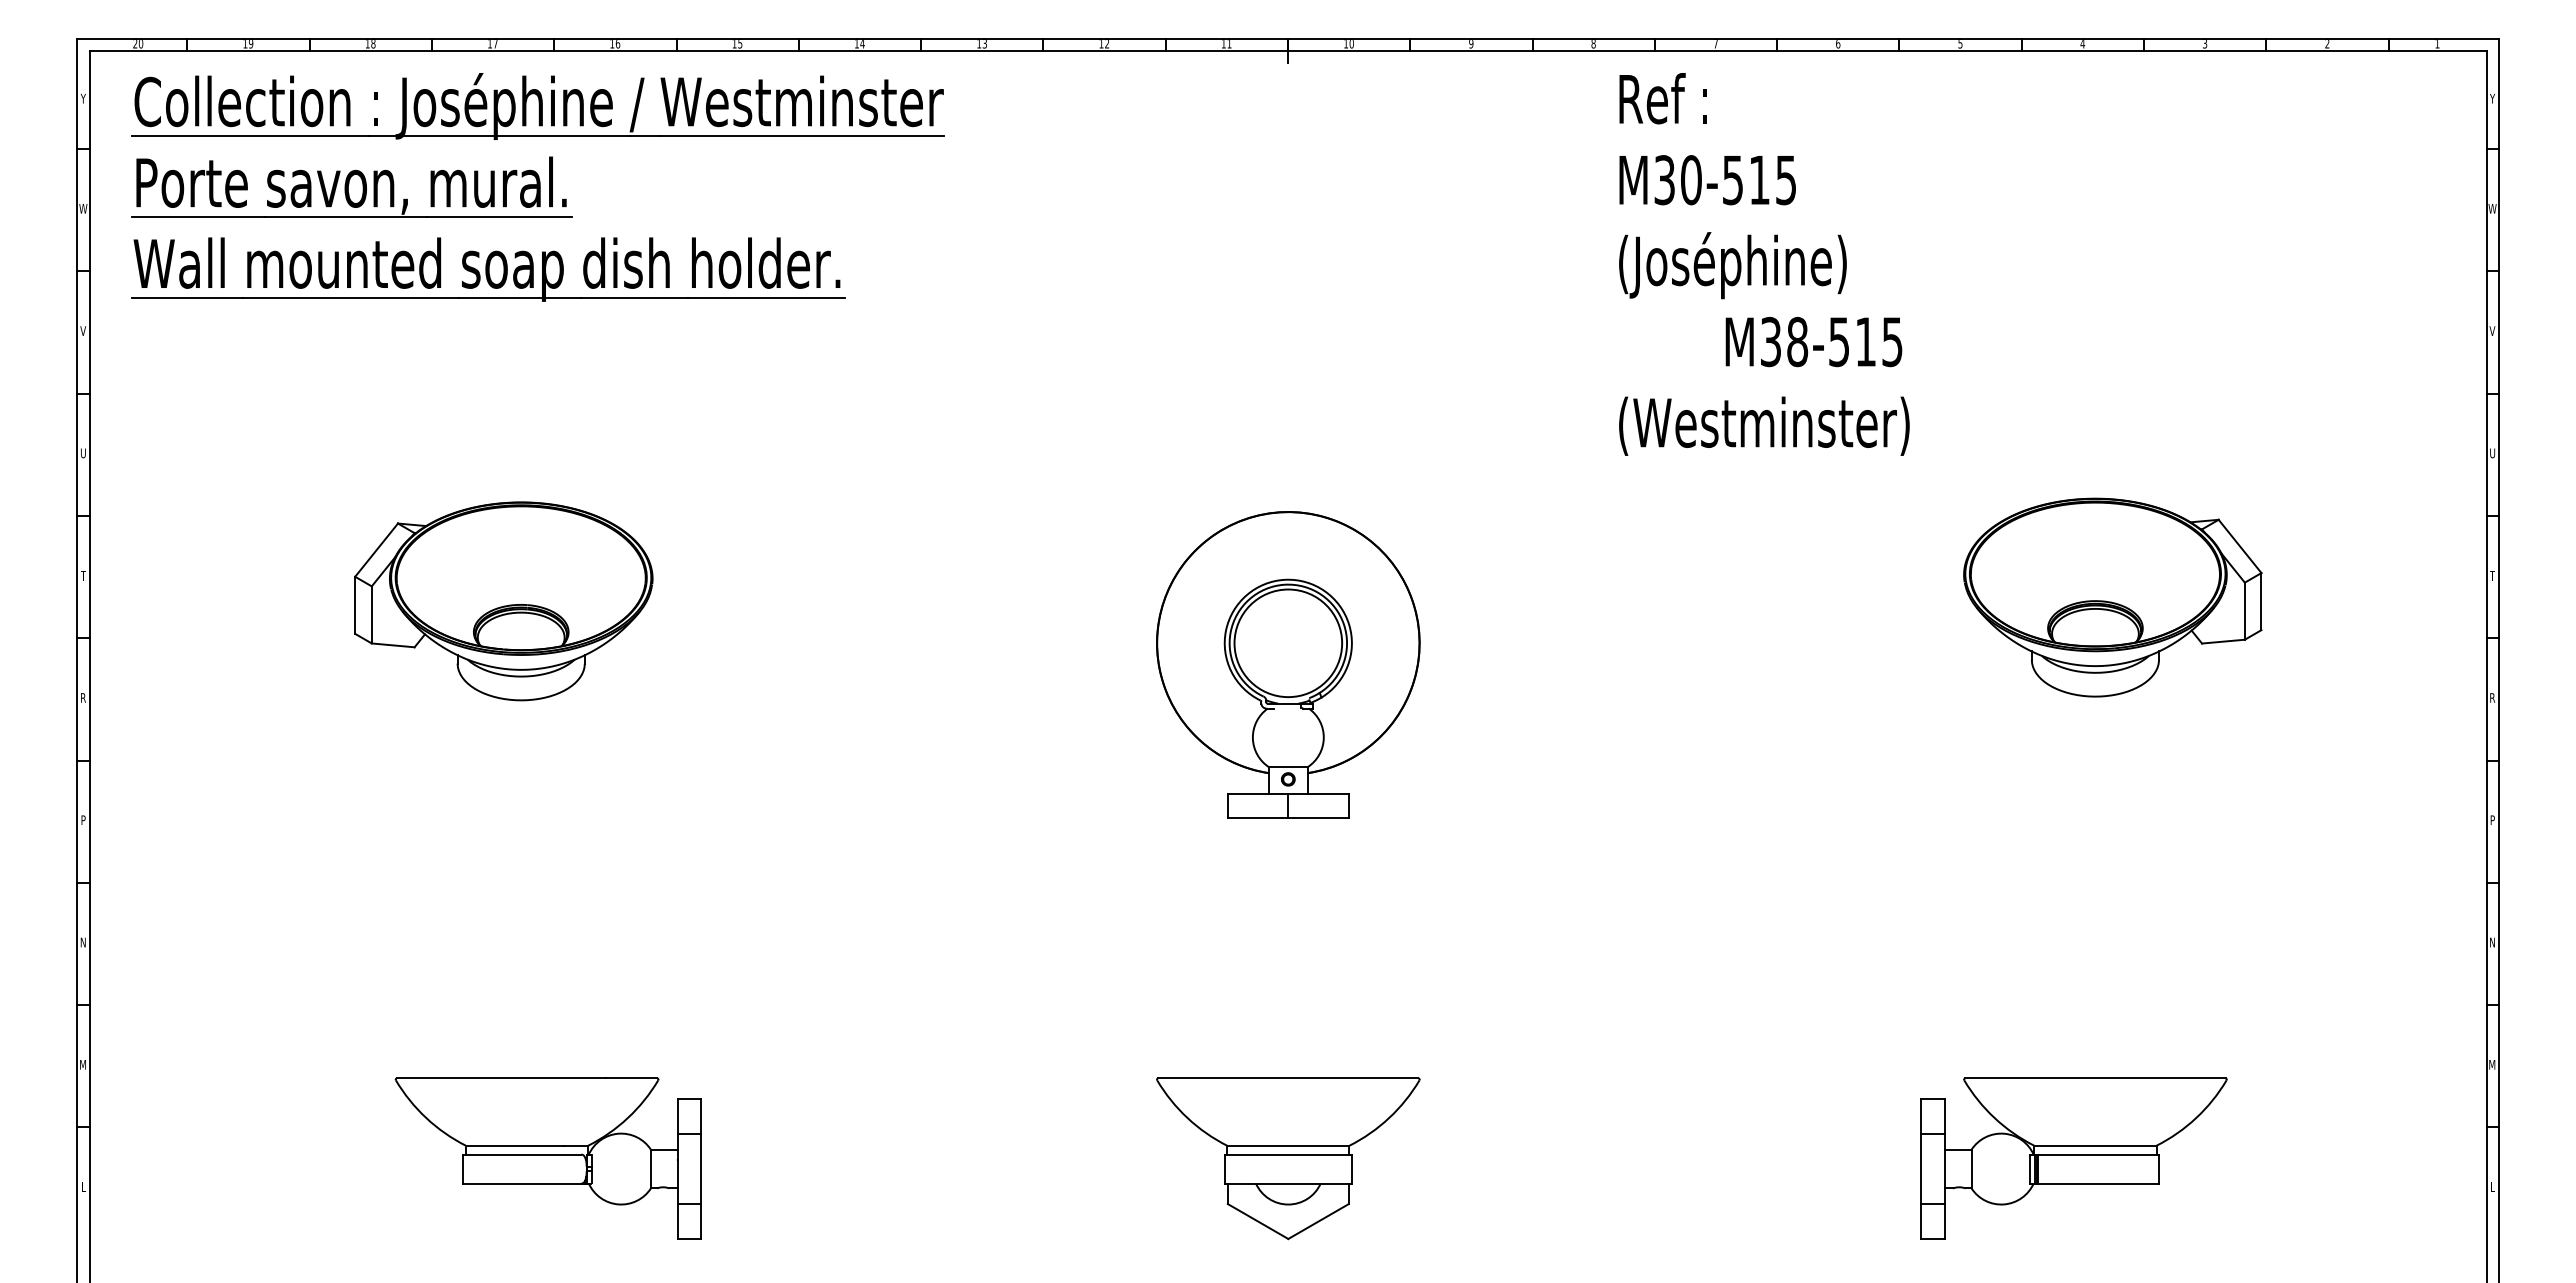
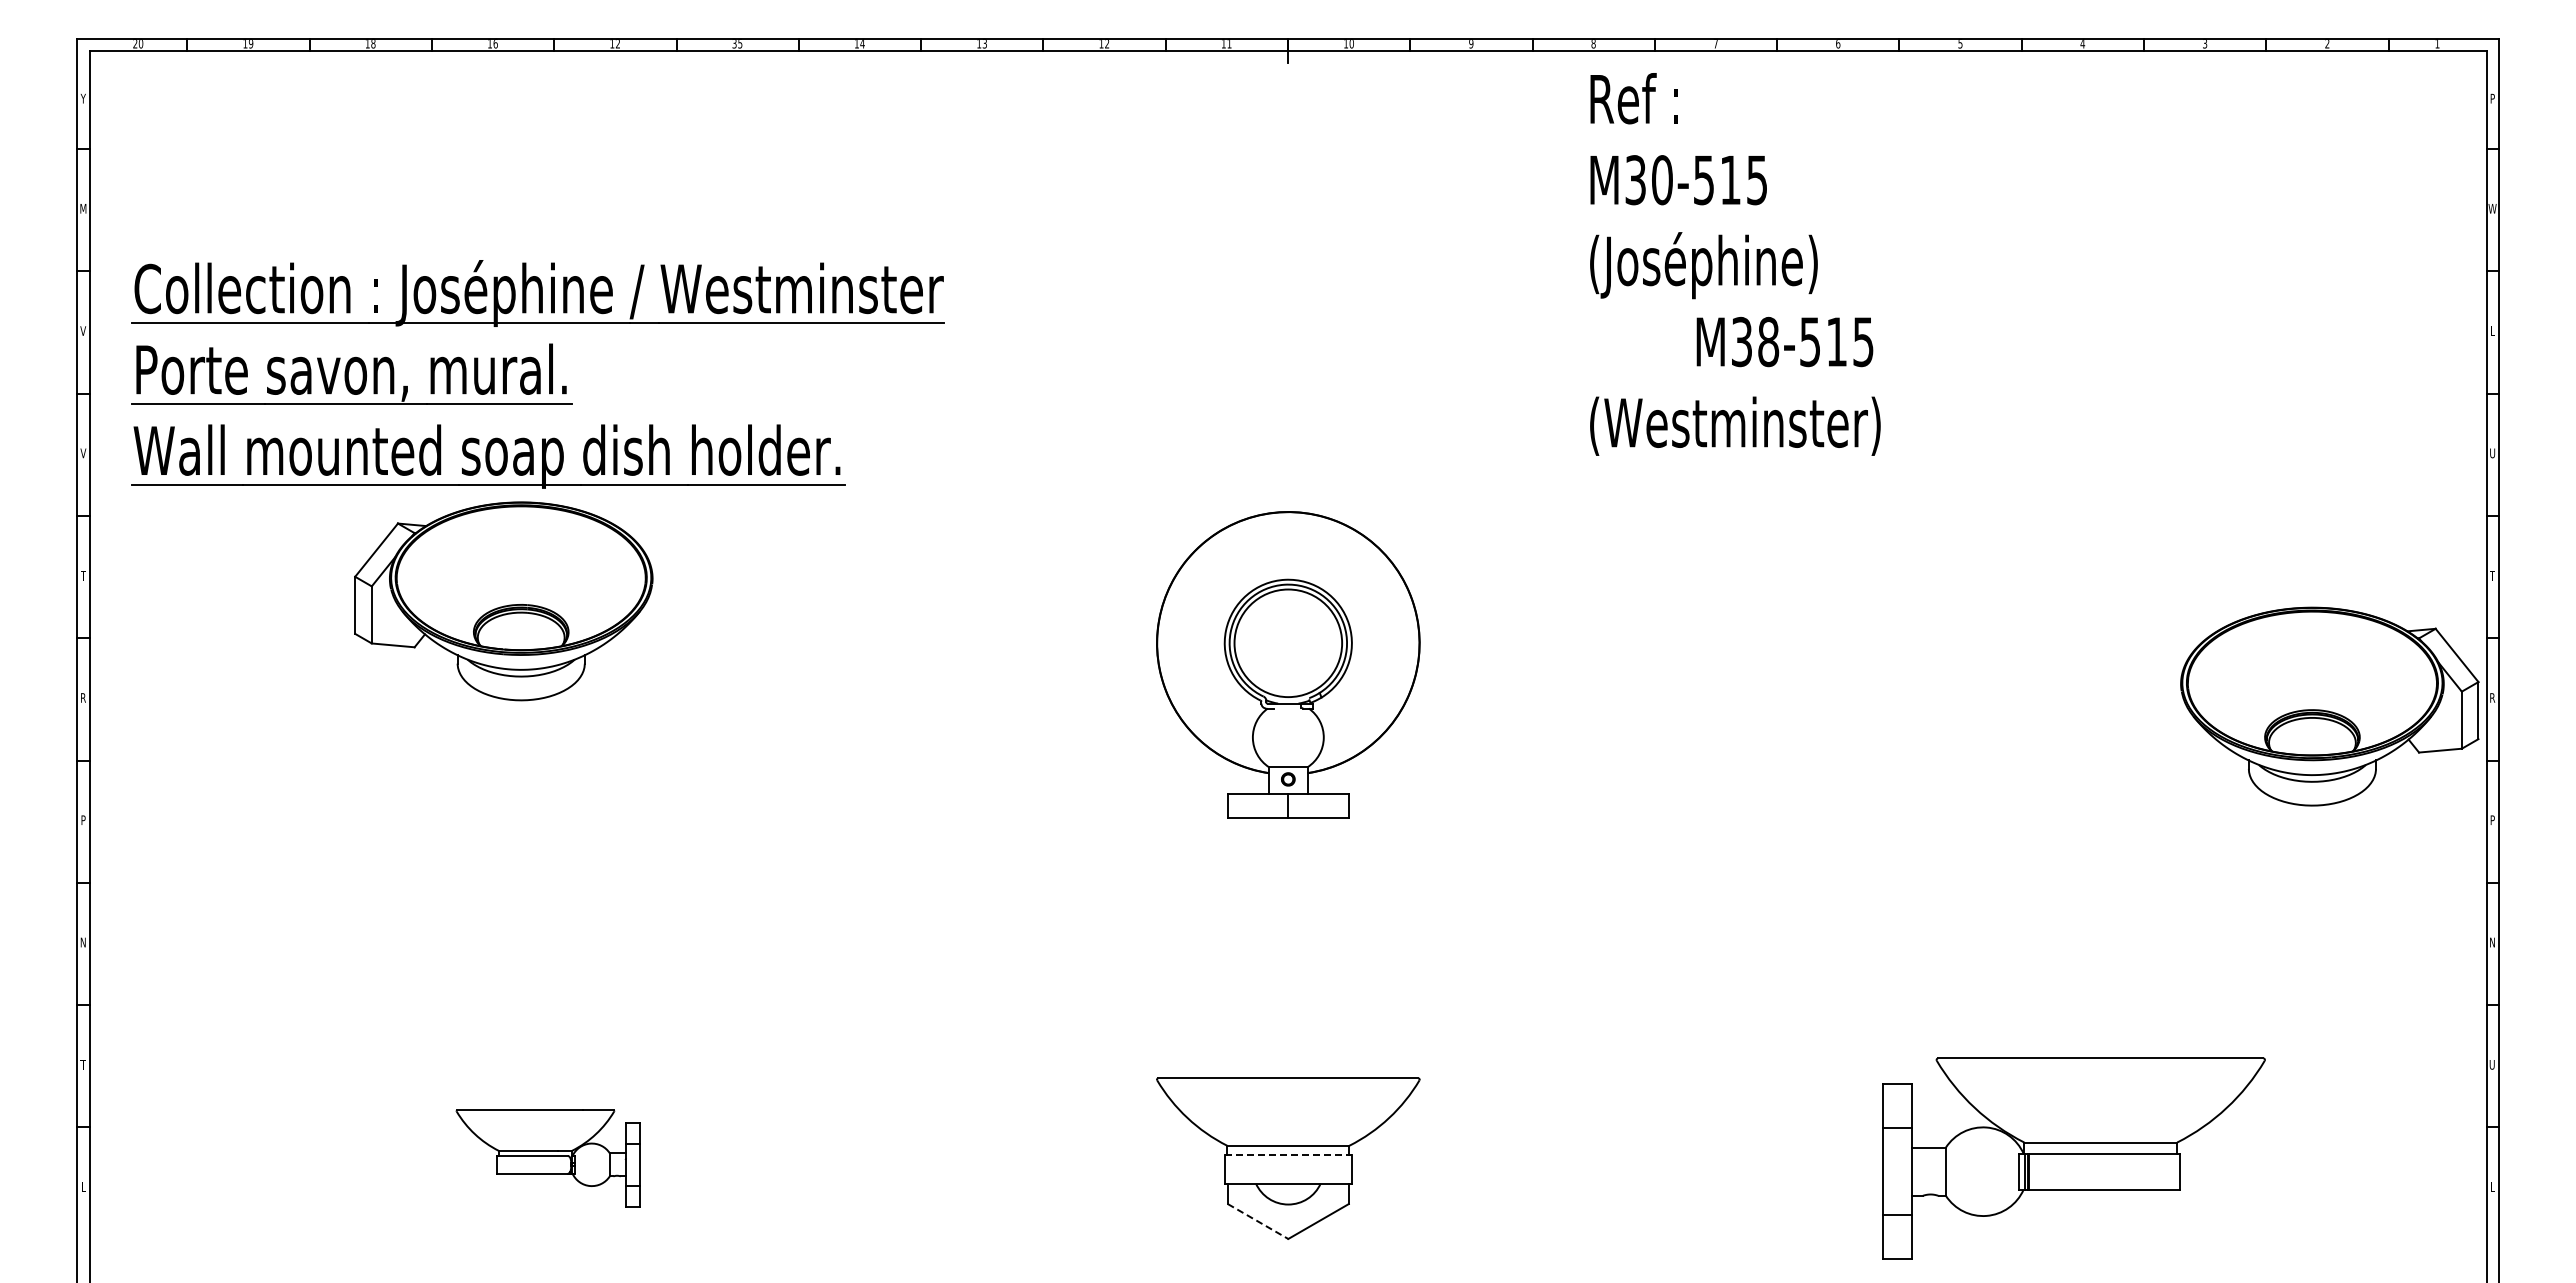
text: 17 -> 16 (495, 44)
text: 16 -> 12 (617, 44)
text: 15 -> 35 (734, 44)
text: Y -> P (2492, 98)
part position: (537, 187) -> (537, 374) (537, 374)
text: W -> M (83, 208)
text position: (1764, 264) -> (1735, 264) (1735, 264)
text: V -> L (2492, 330)
text: U -> V (83, 453)
part position: (2112, 597) -> (2329, 706) (2329, 706)
text: M -> T (82, 1064)
text: M -> U (2492, 1064)
line: solid -> dashed (1288, 1154)
part size: 308x163 px -> 186x99 px (547, 1158)
part size: 308x163 px -> 384x203 px (2073, 1158)
line: solid -> dashed (1258, 1221)
